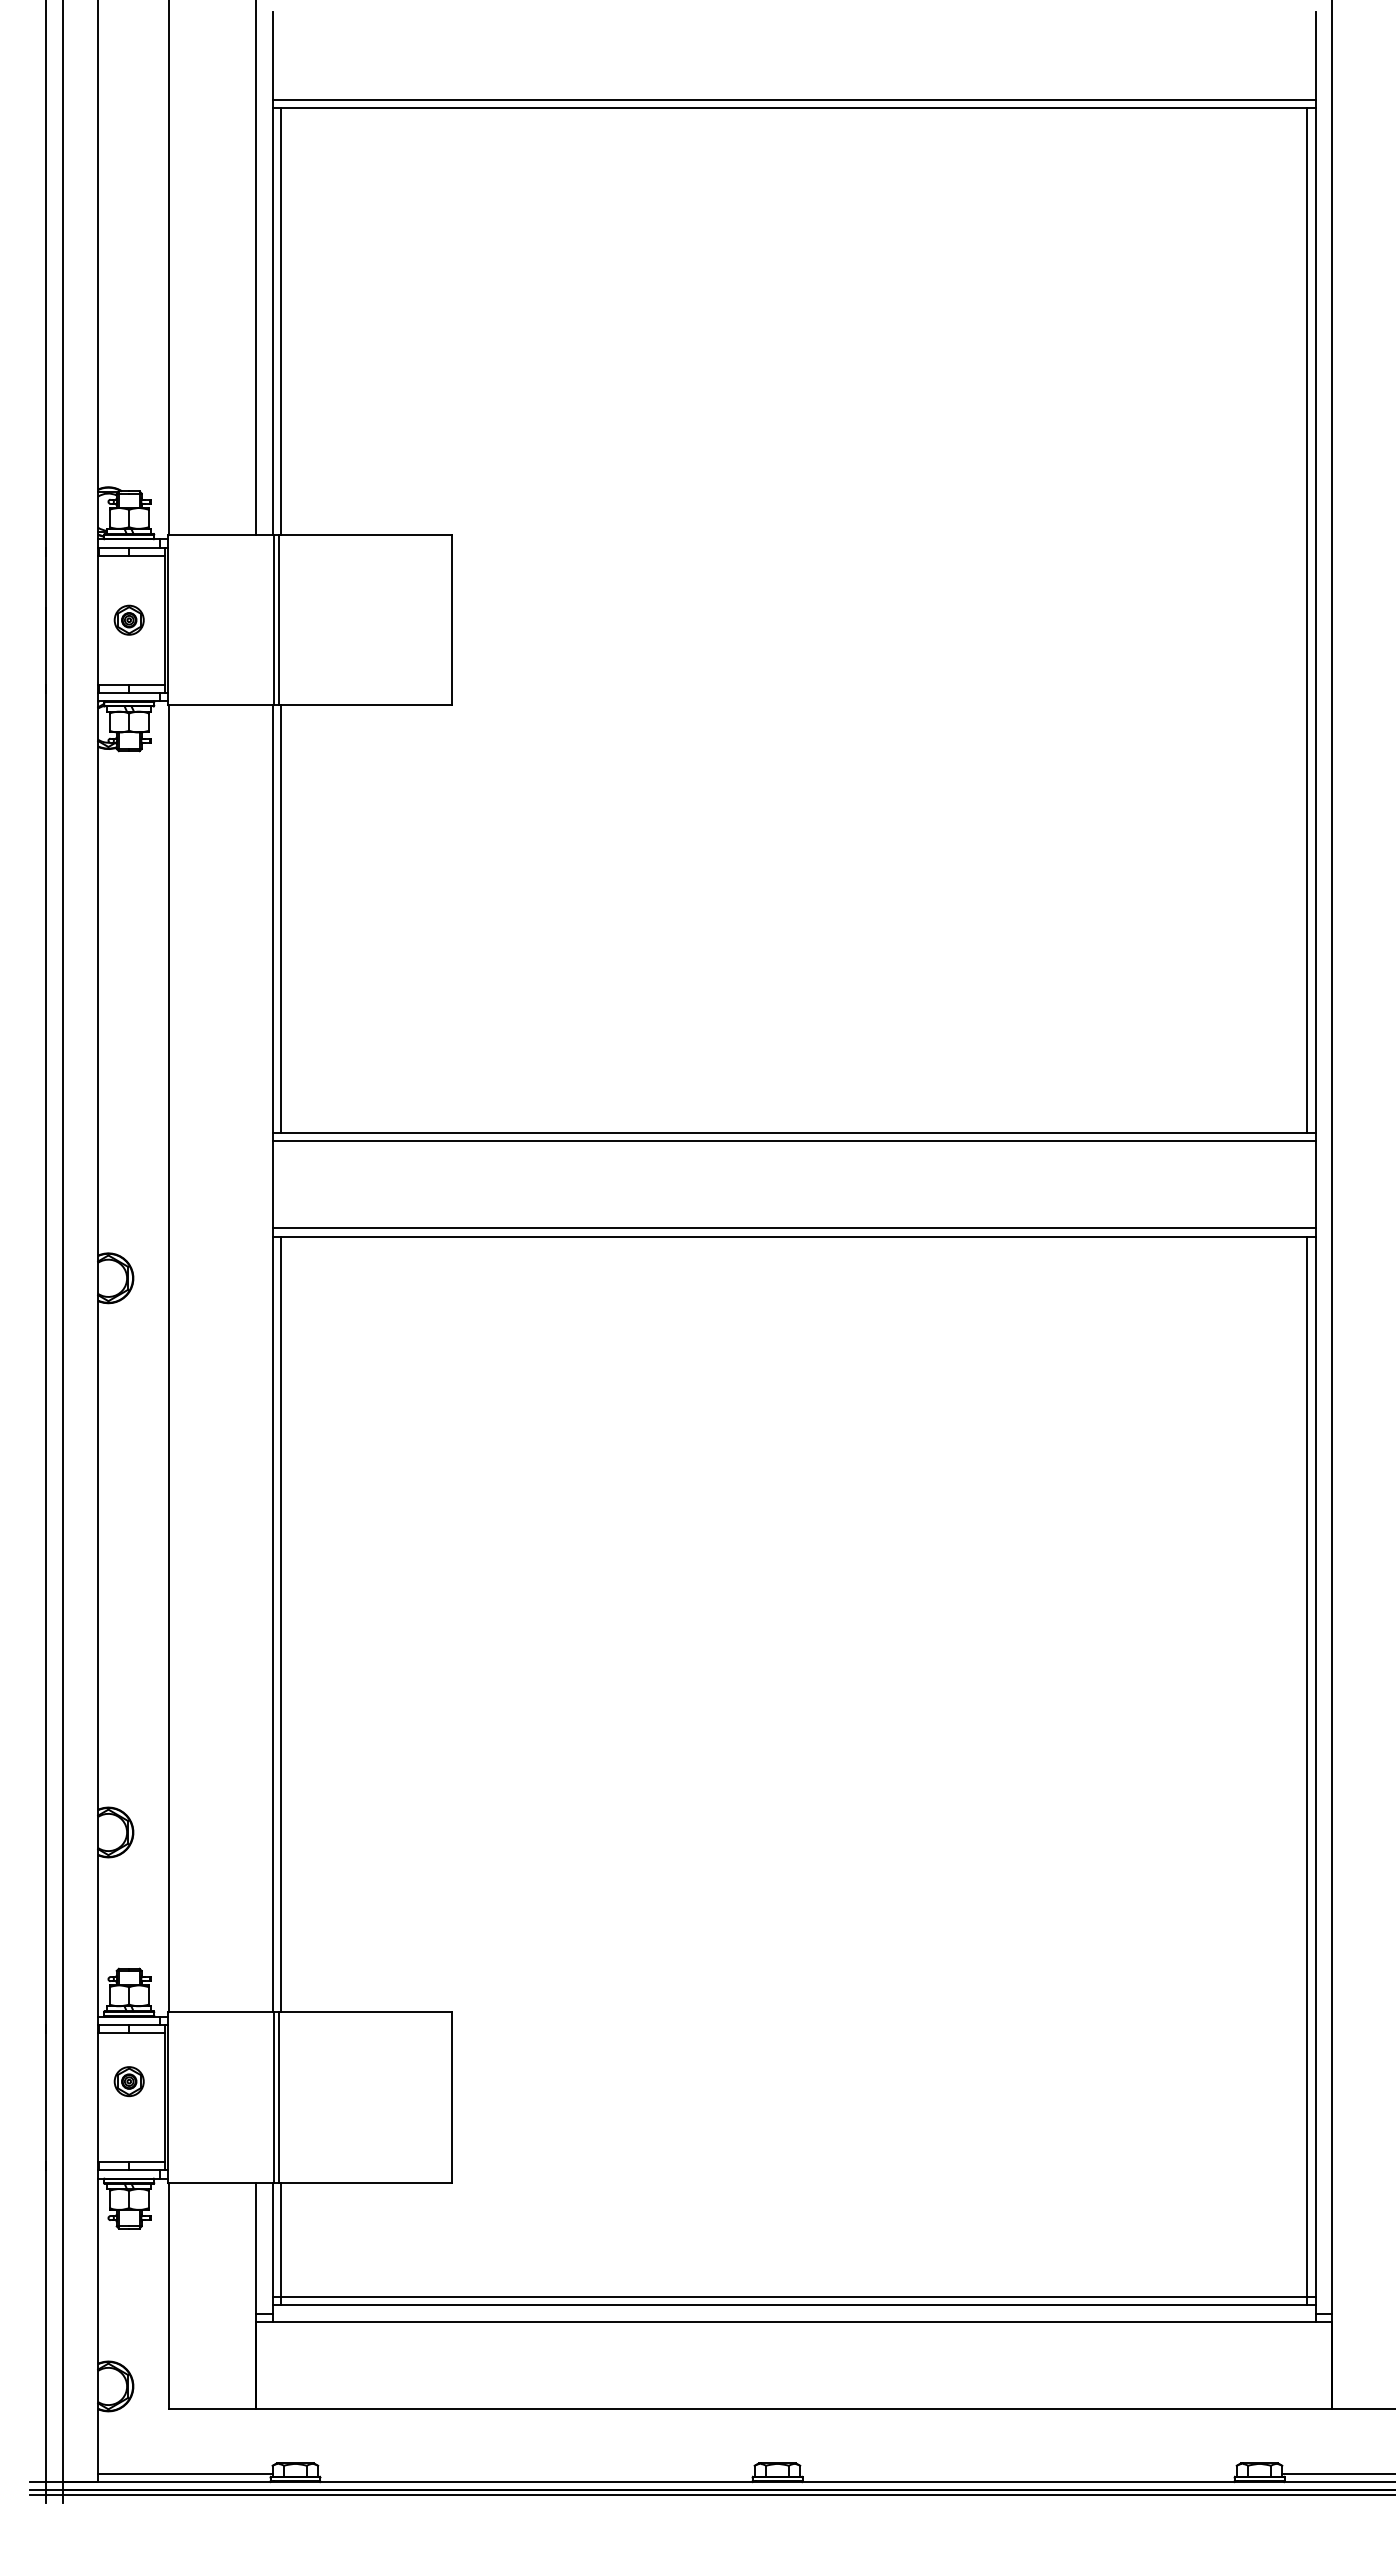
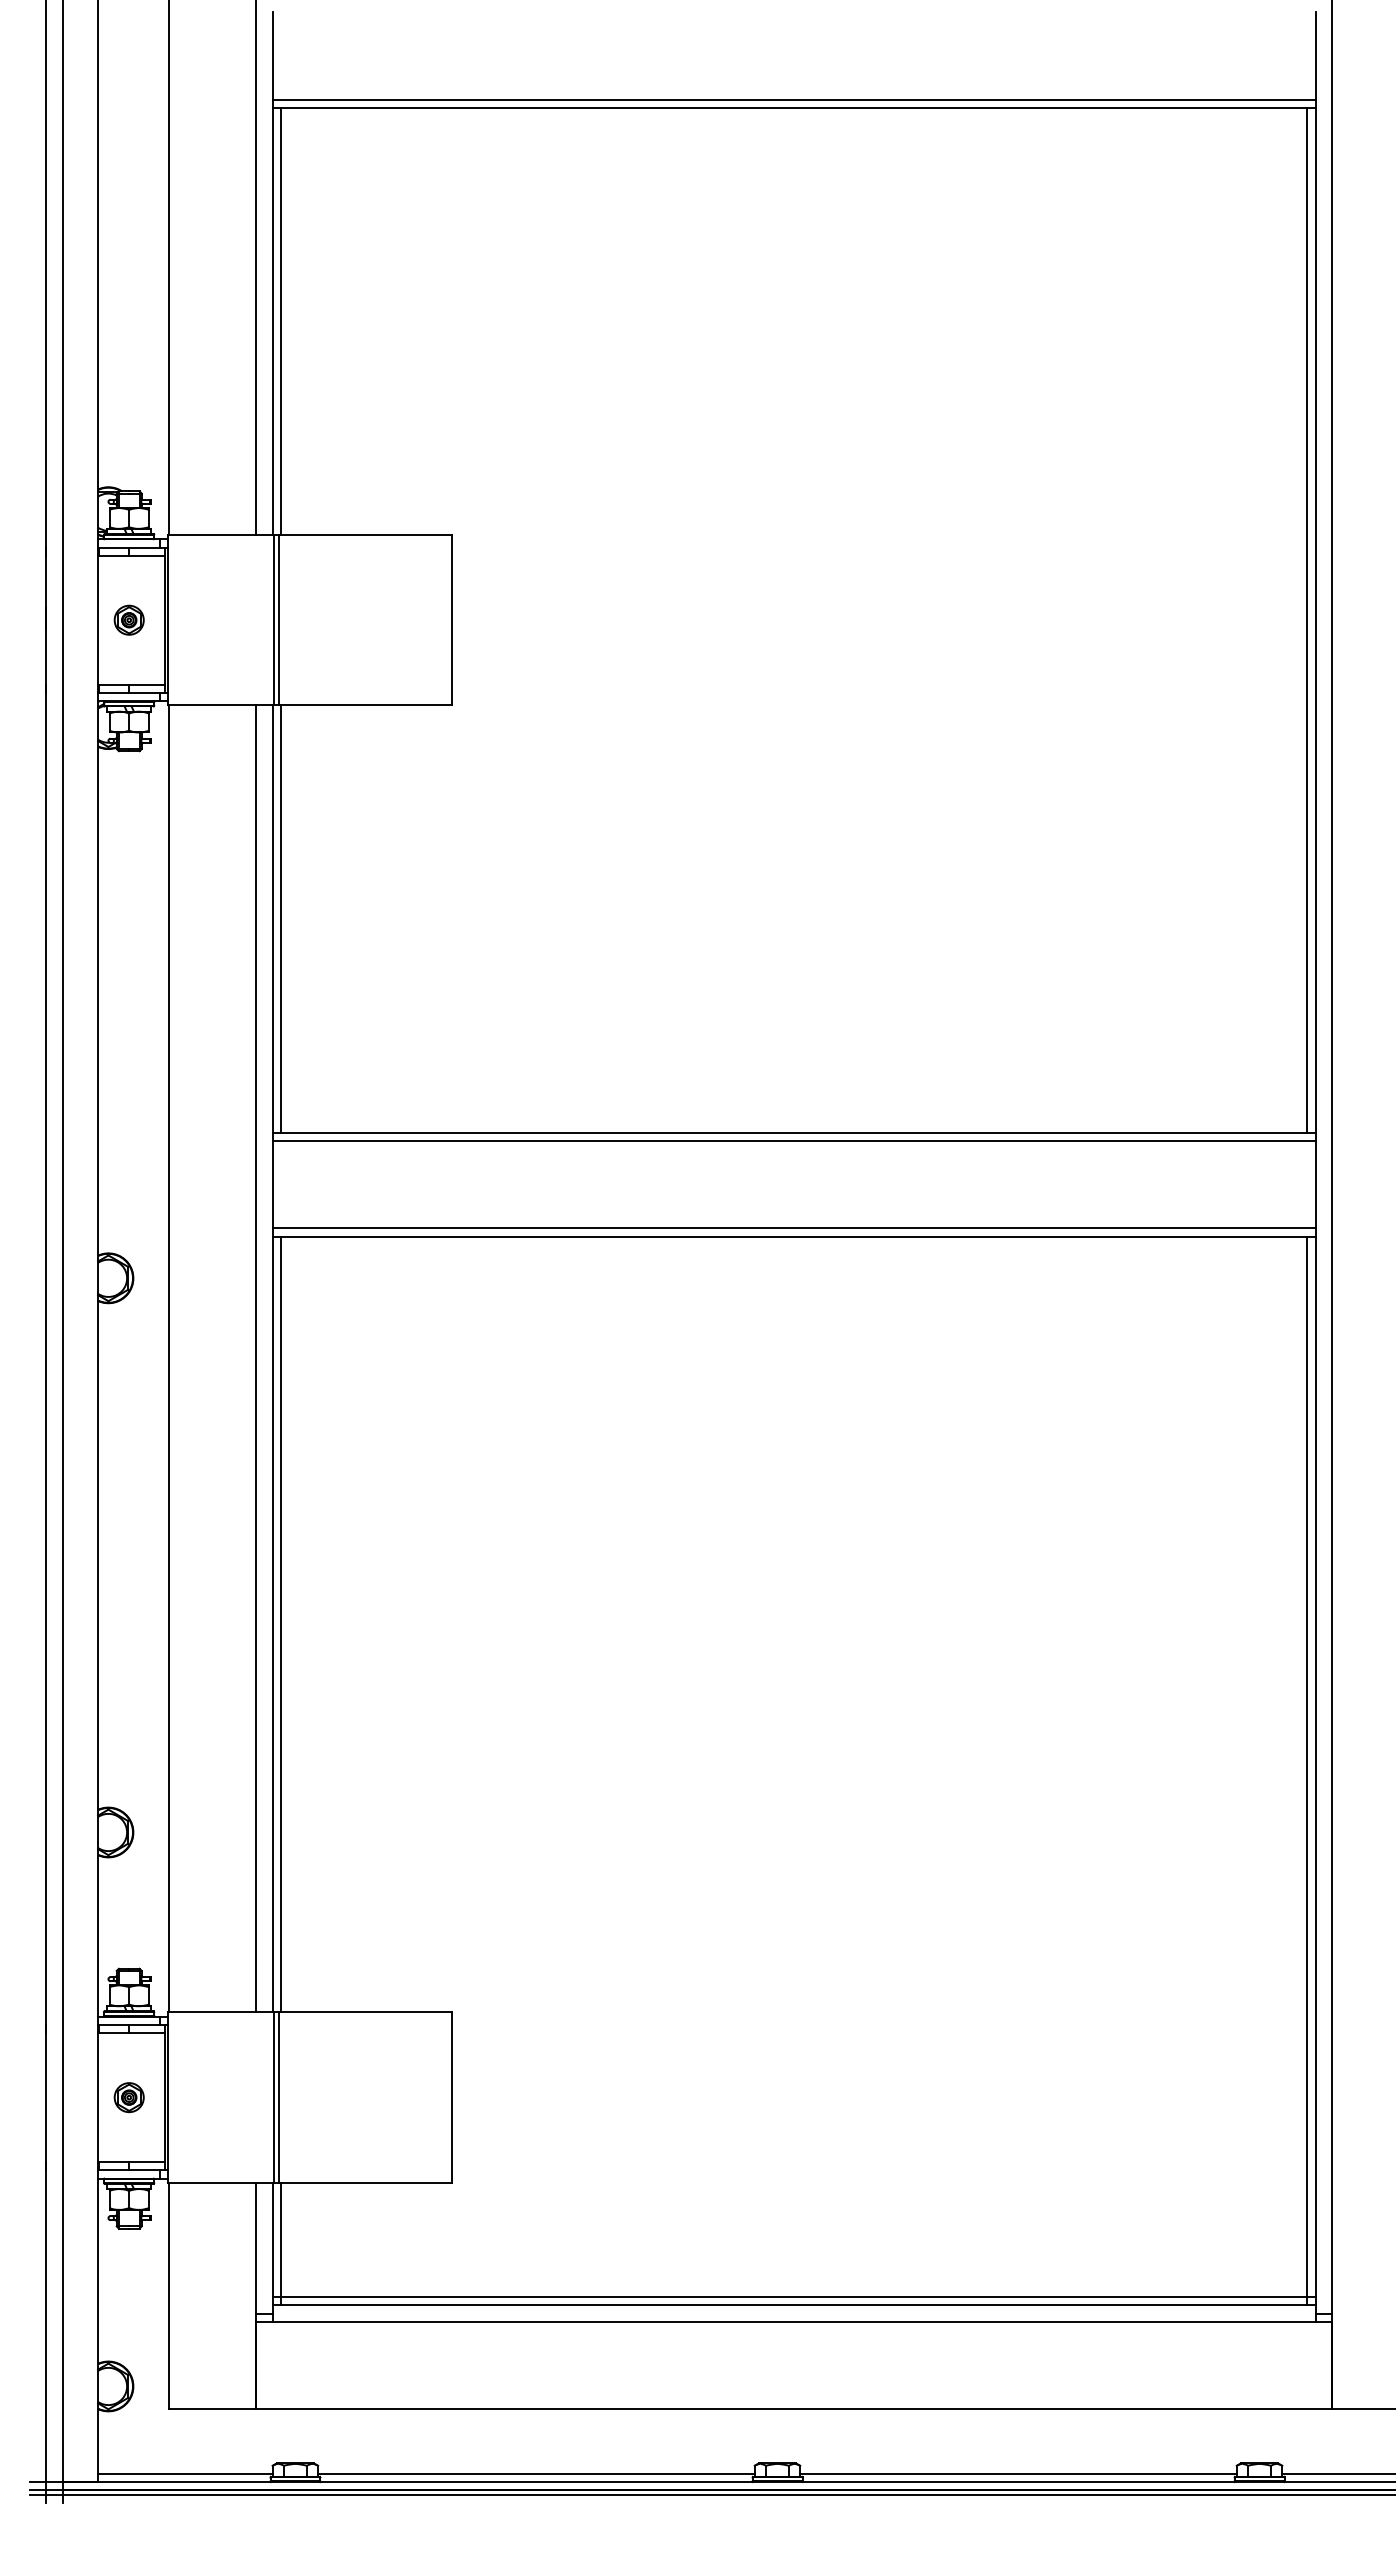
line: none -> present (256, 1358)
part position: (128, 2081) -> (128, 2097) (128, 2097)
line: none -> present (536, 2473)
line: none -> present (1018, 2473)
